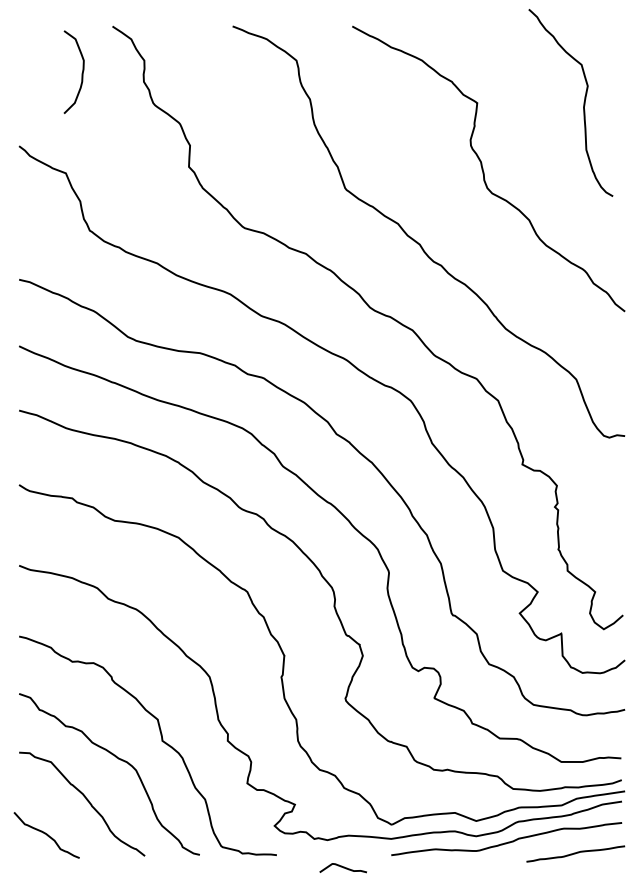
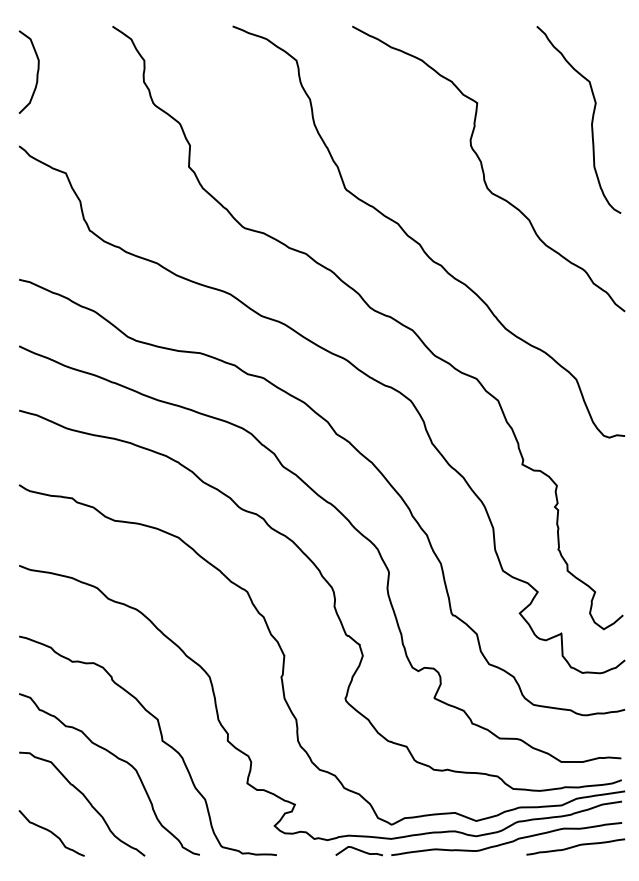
curve position: (81, 73) -> (36, 73) (36, 73)
curve position: (583, 102) -> (591, 119) (591, 119)
curve position: (46, 835) -> (51, 833) (51, 833)
curve position: (575, 853) -> (575, 846) (575, 846)
curve position: (342, 867) -> (358, 850) (358, 850)
